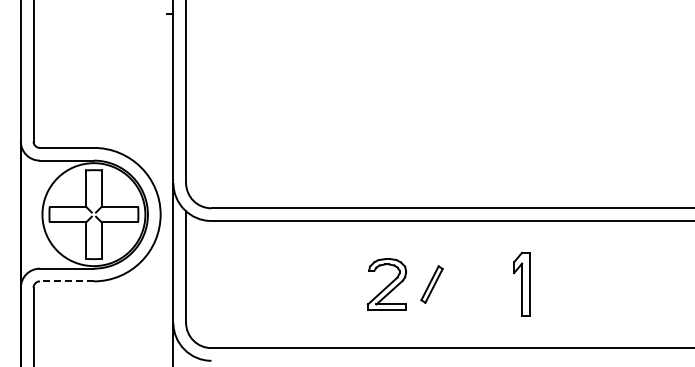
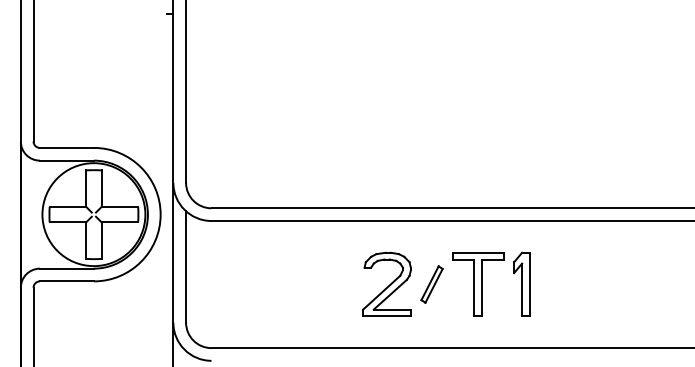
line: dashed -> solid (66, 281)
part size: 42x53 px -> 50x66 px (386, 283)
part: none -> present (478, 284)
